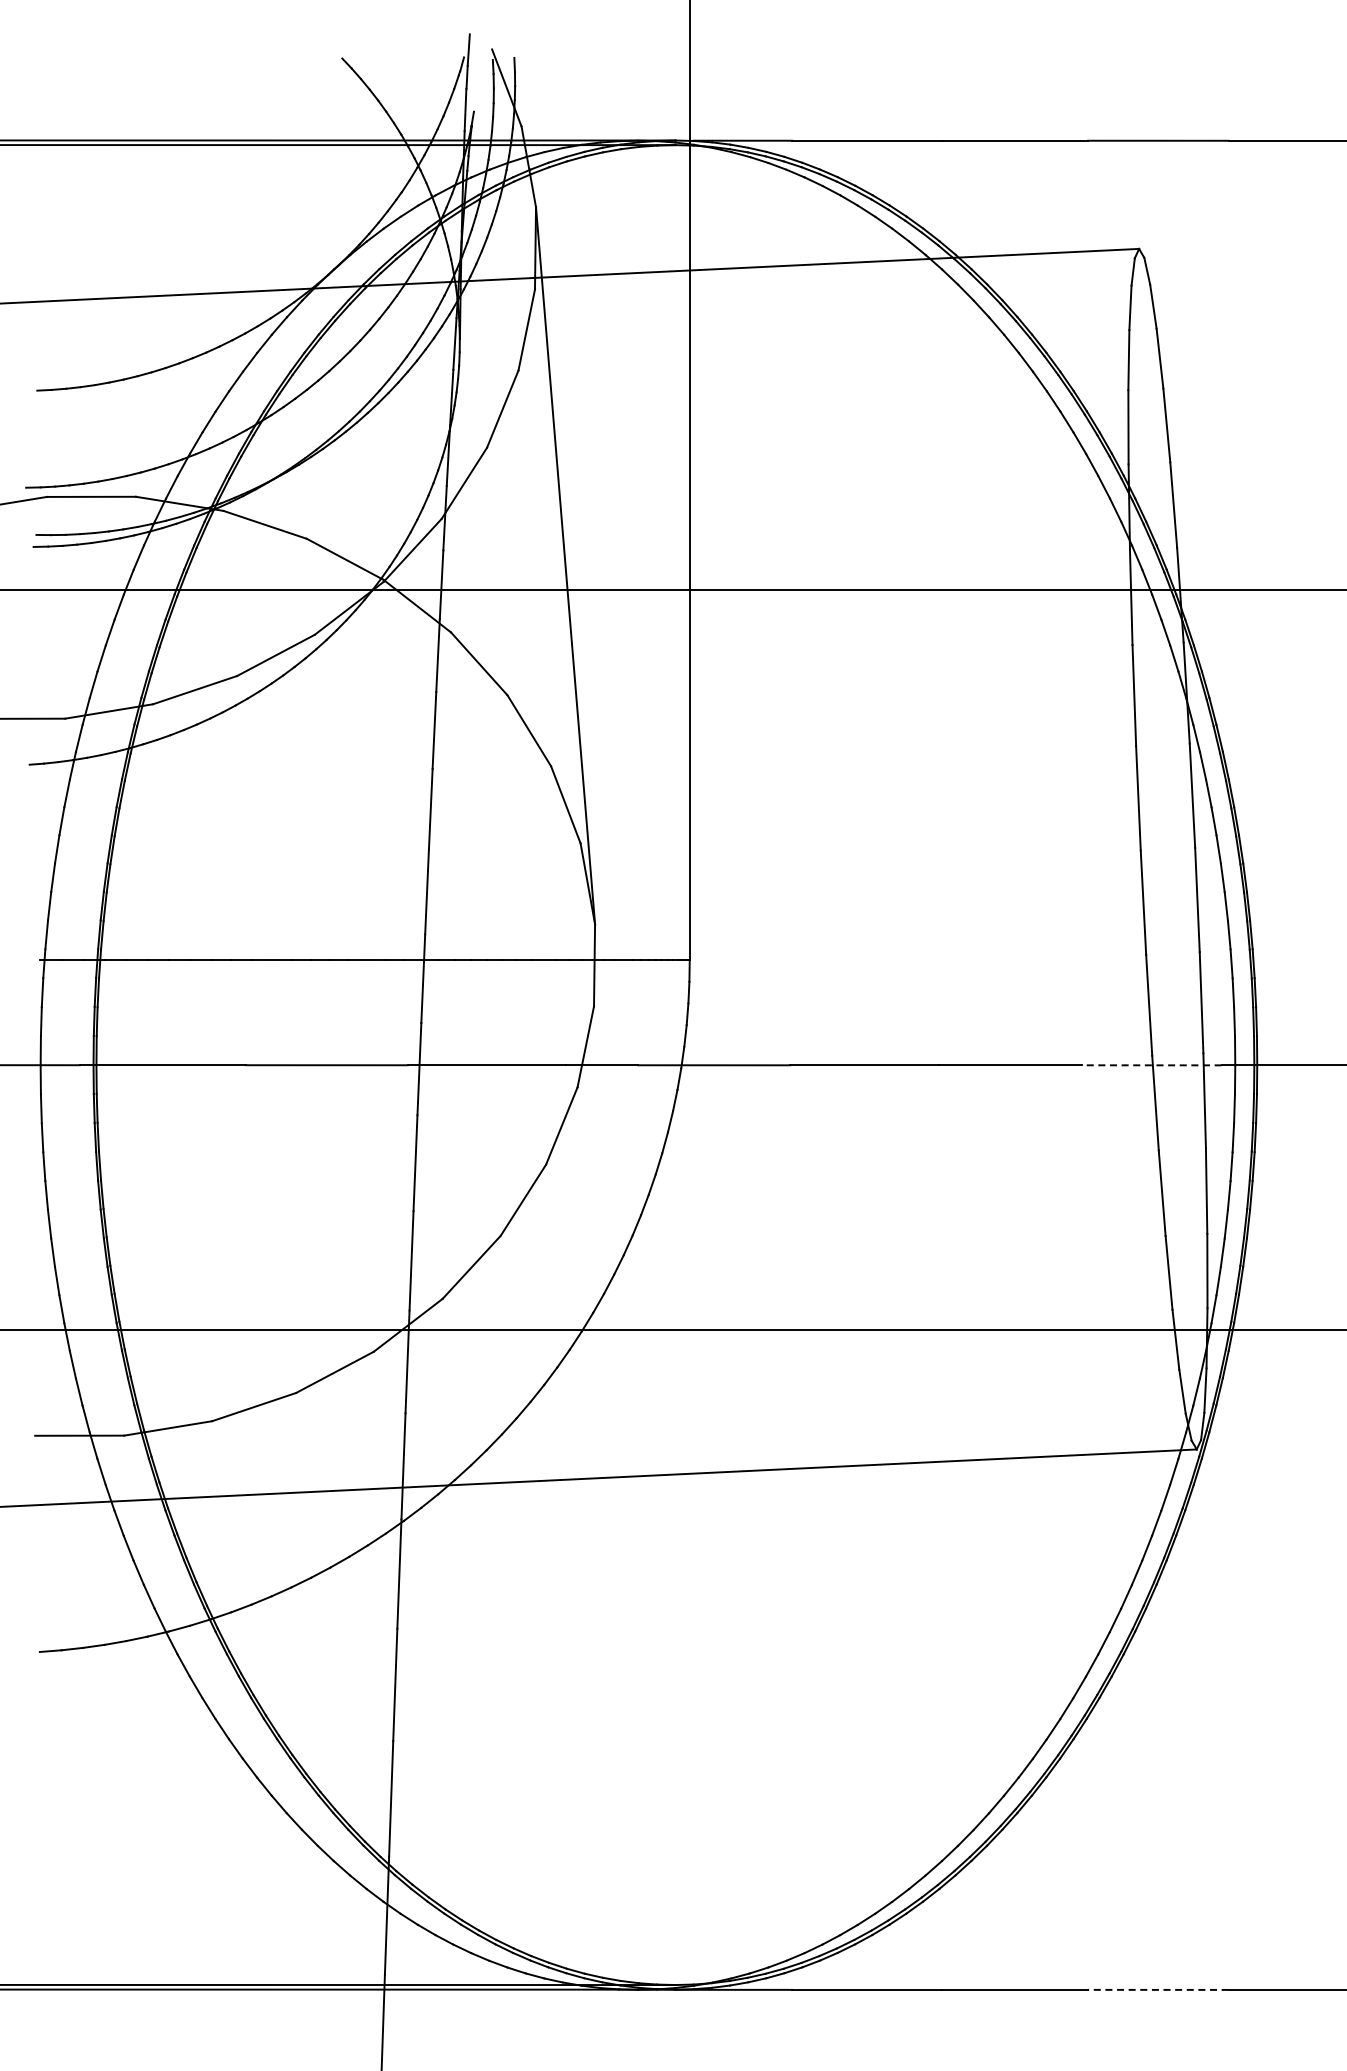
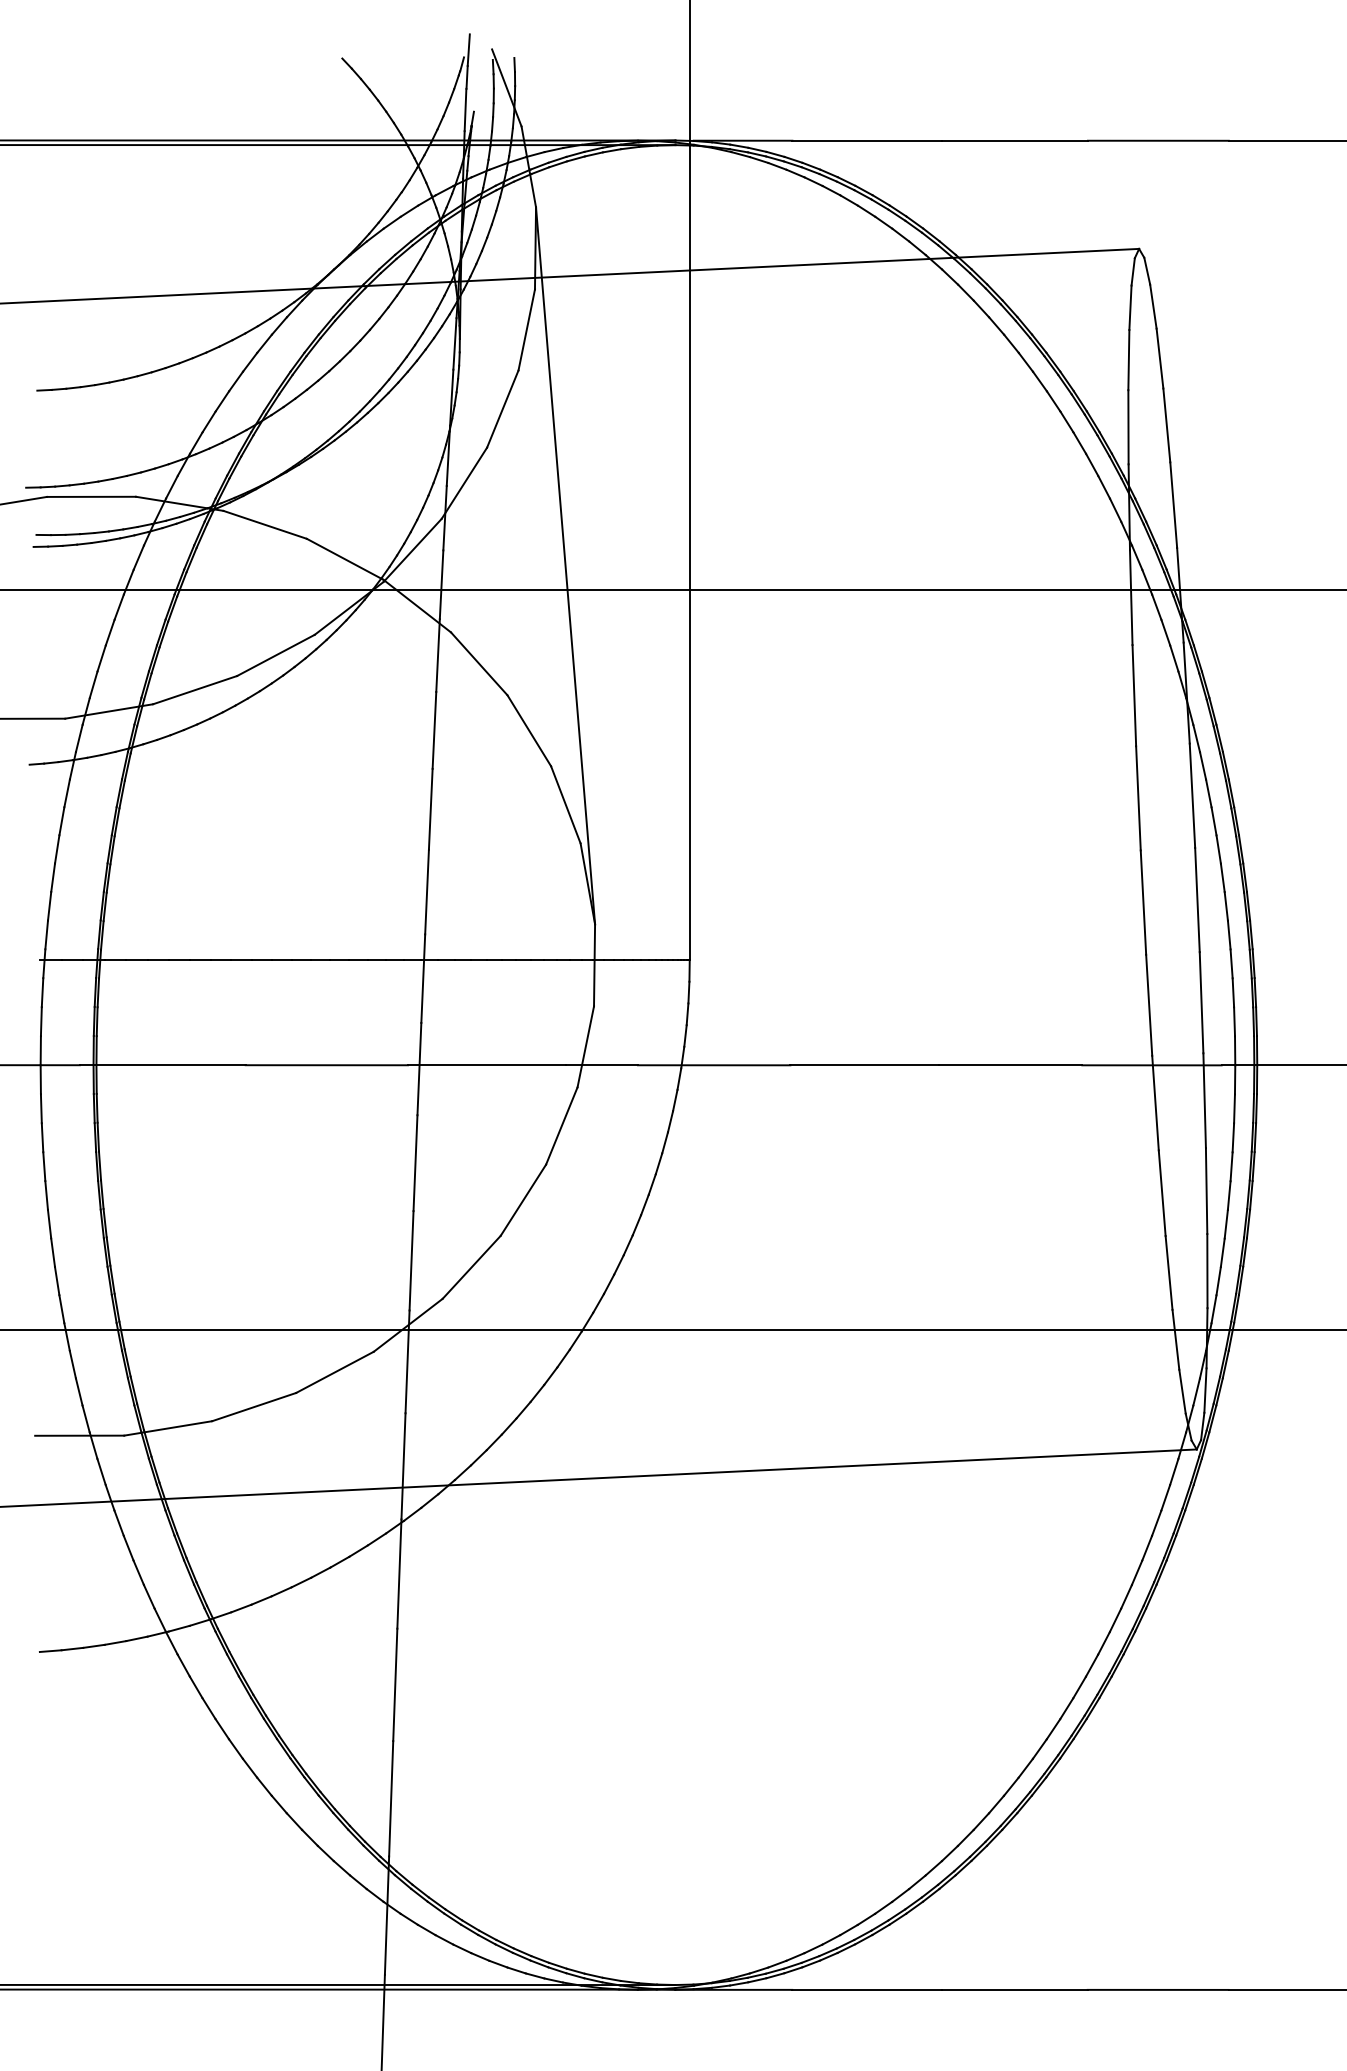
line: dashed -> solid (1151, 1065)
line: dashed -> solid (1157, 1989)
